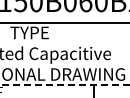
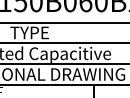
line: none -> present (64, 43)
line: none -> present (64, 64)
line: dashed -> solid (65, 84)
